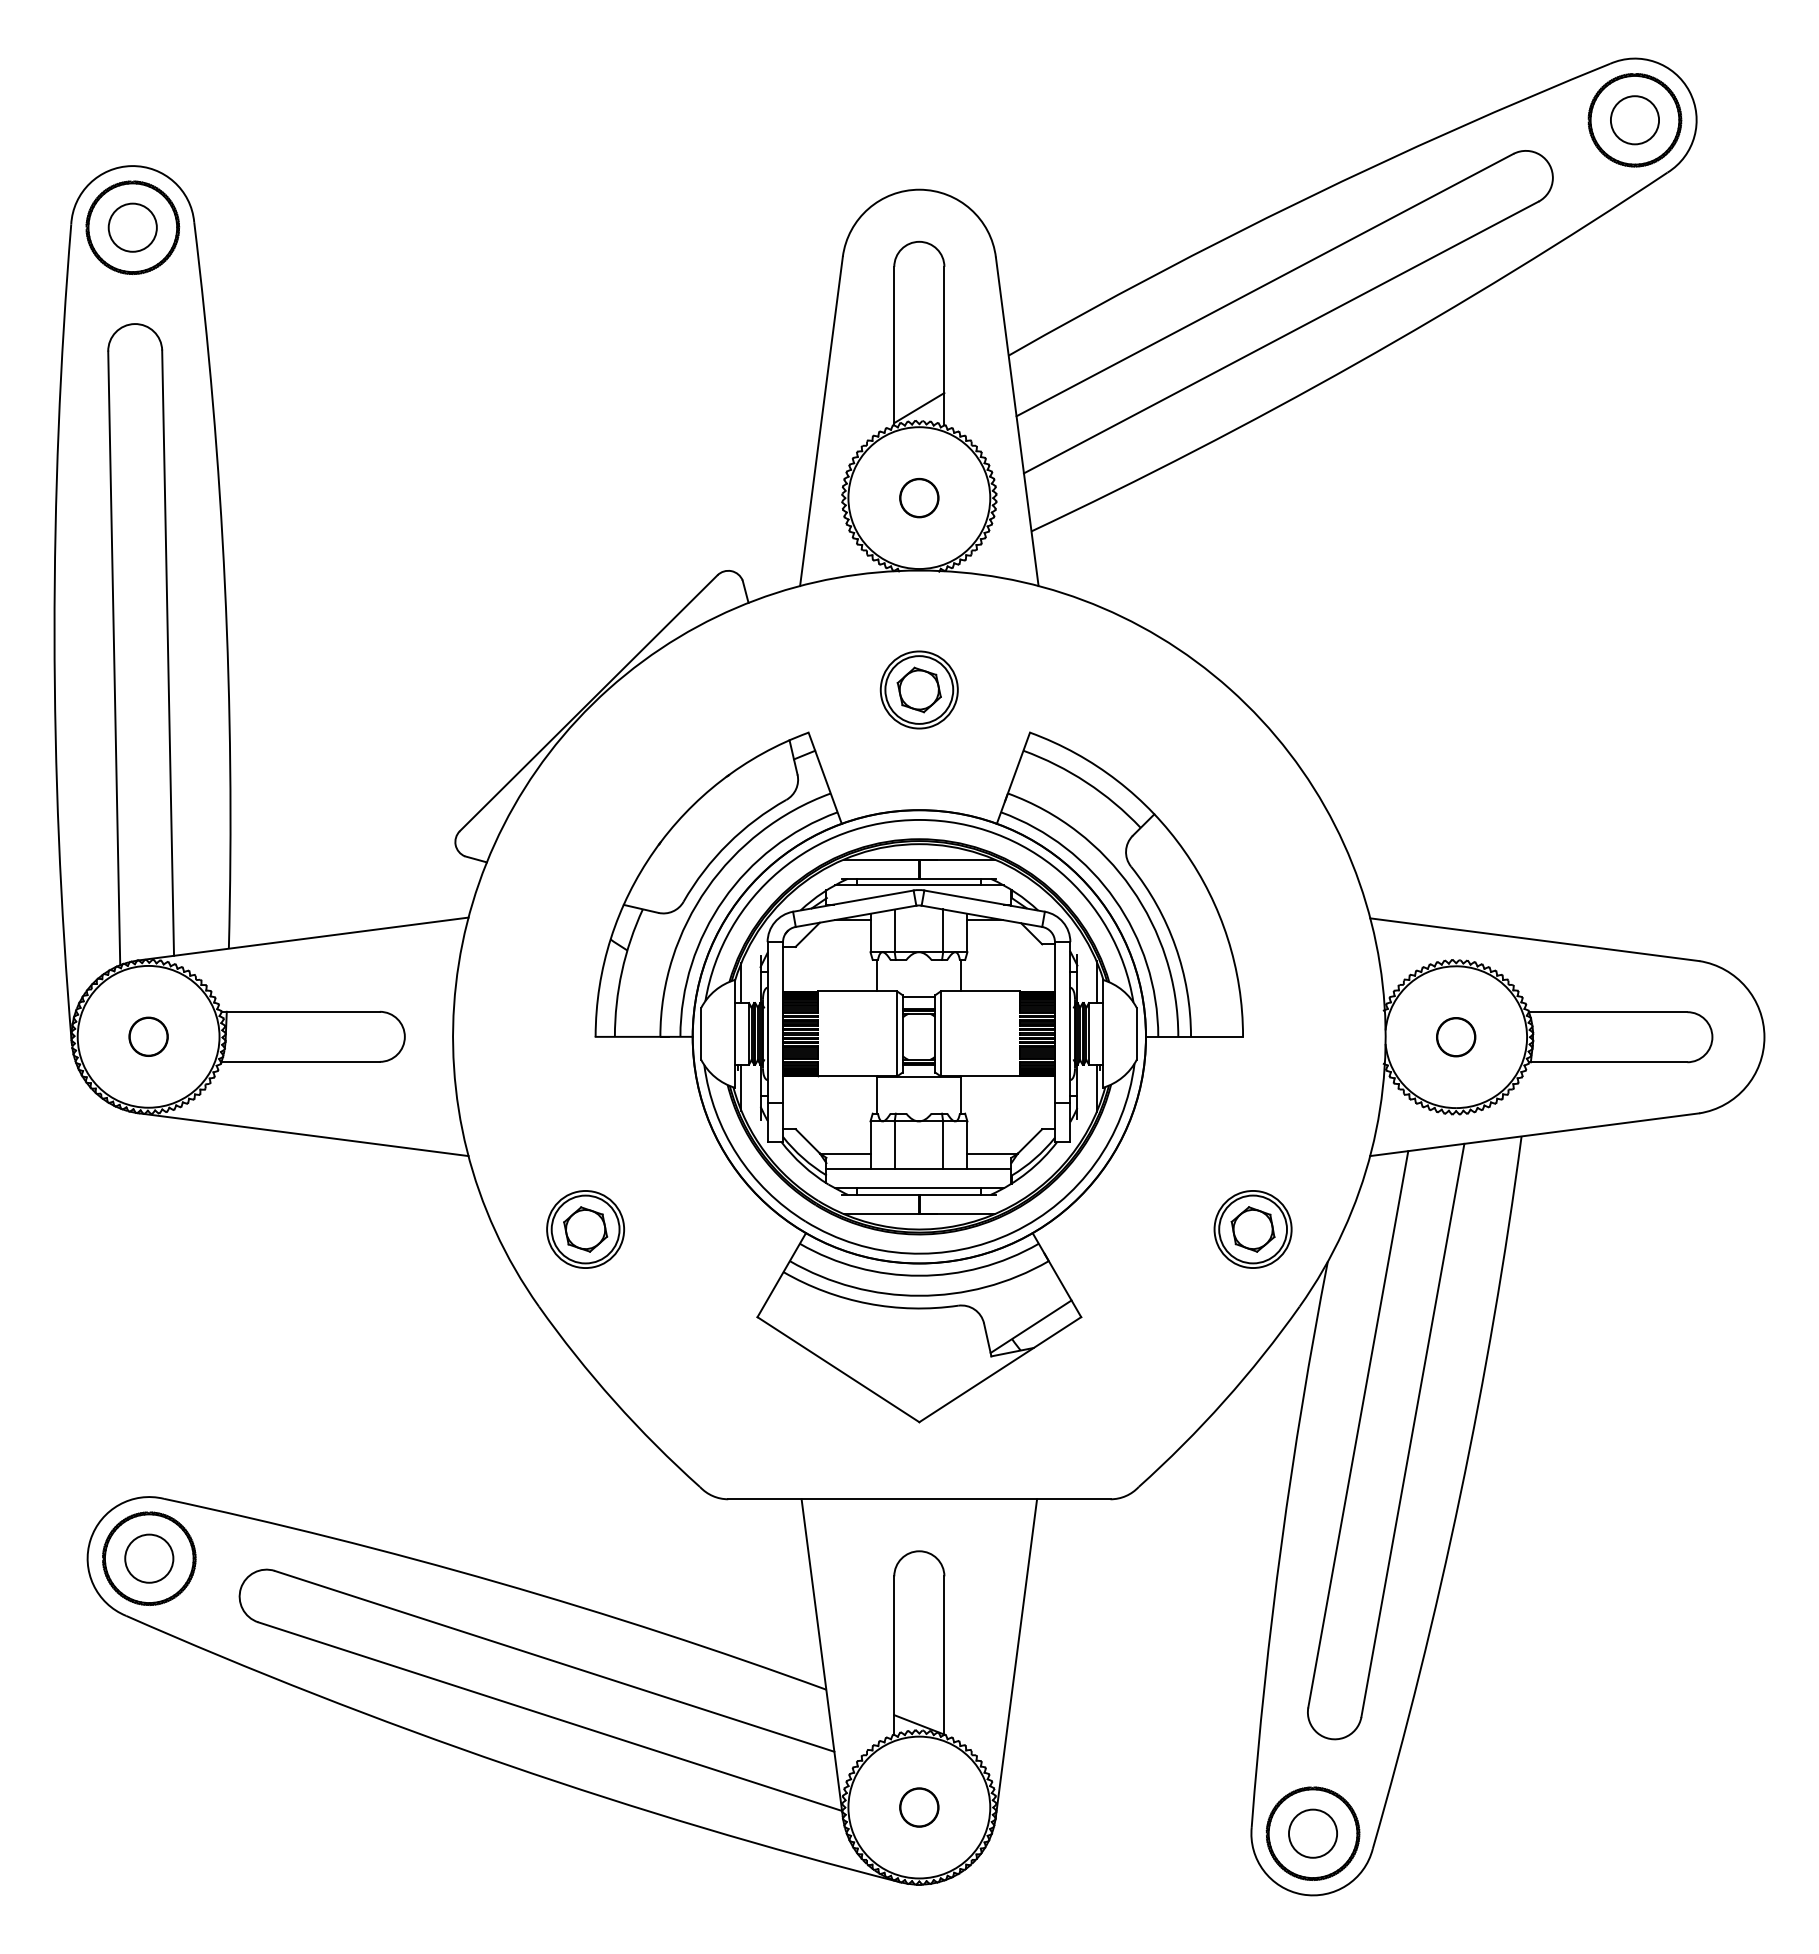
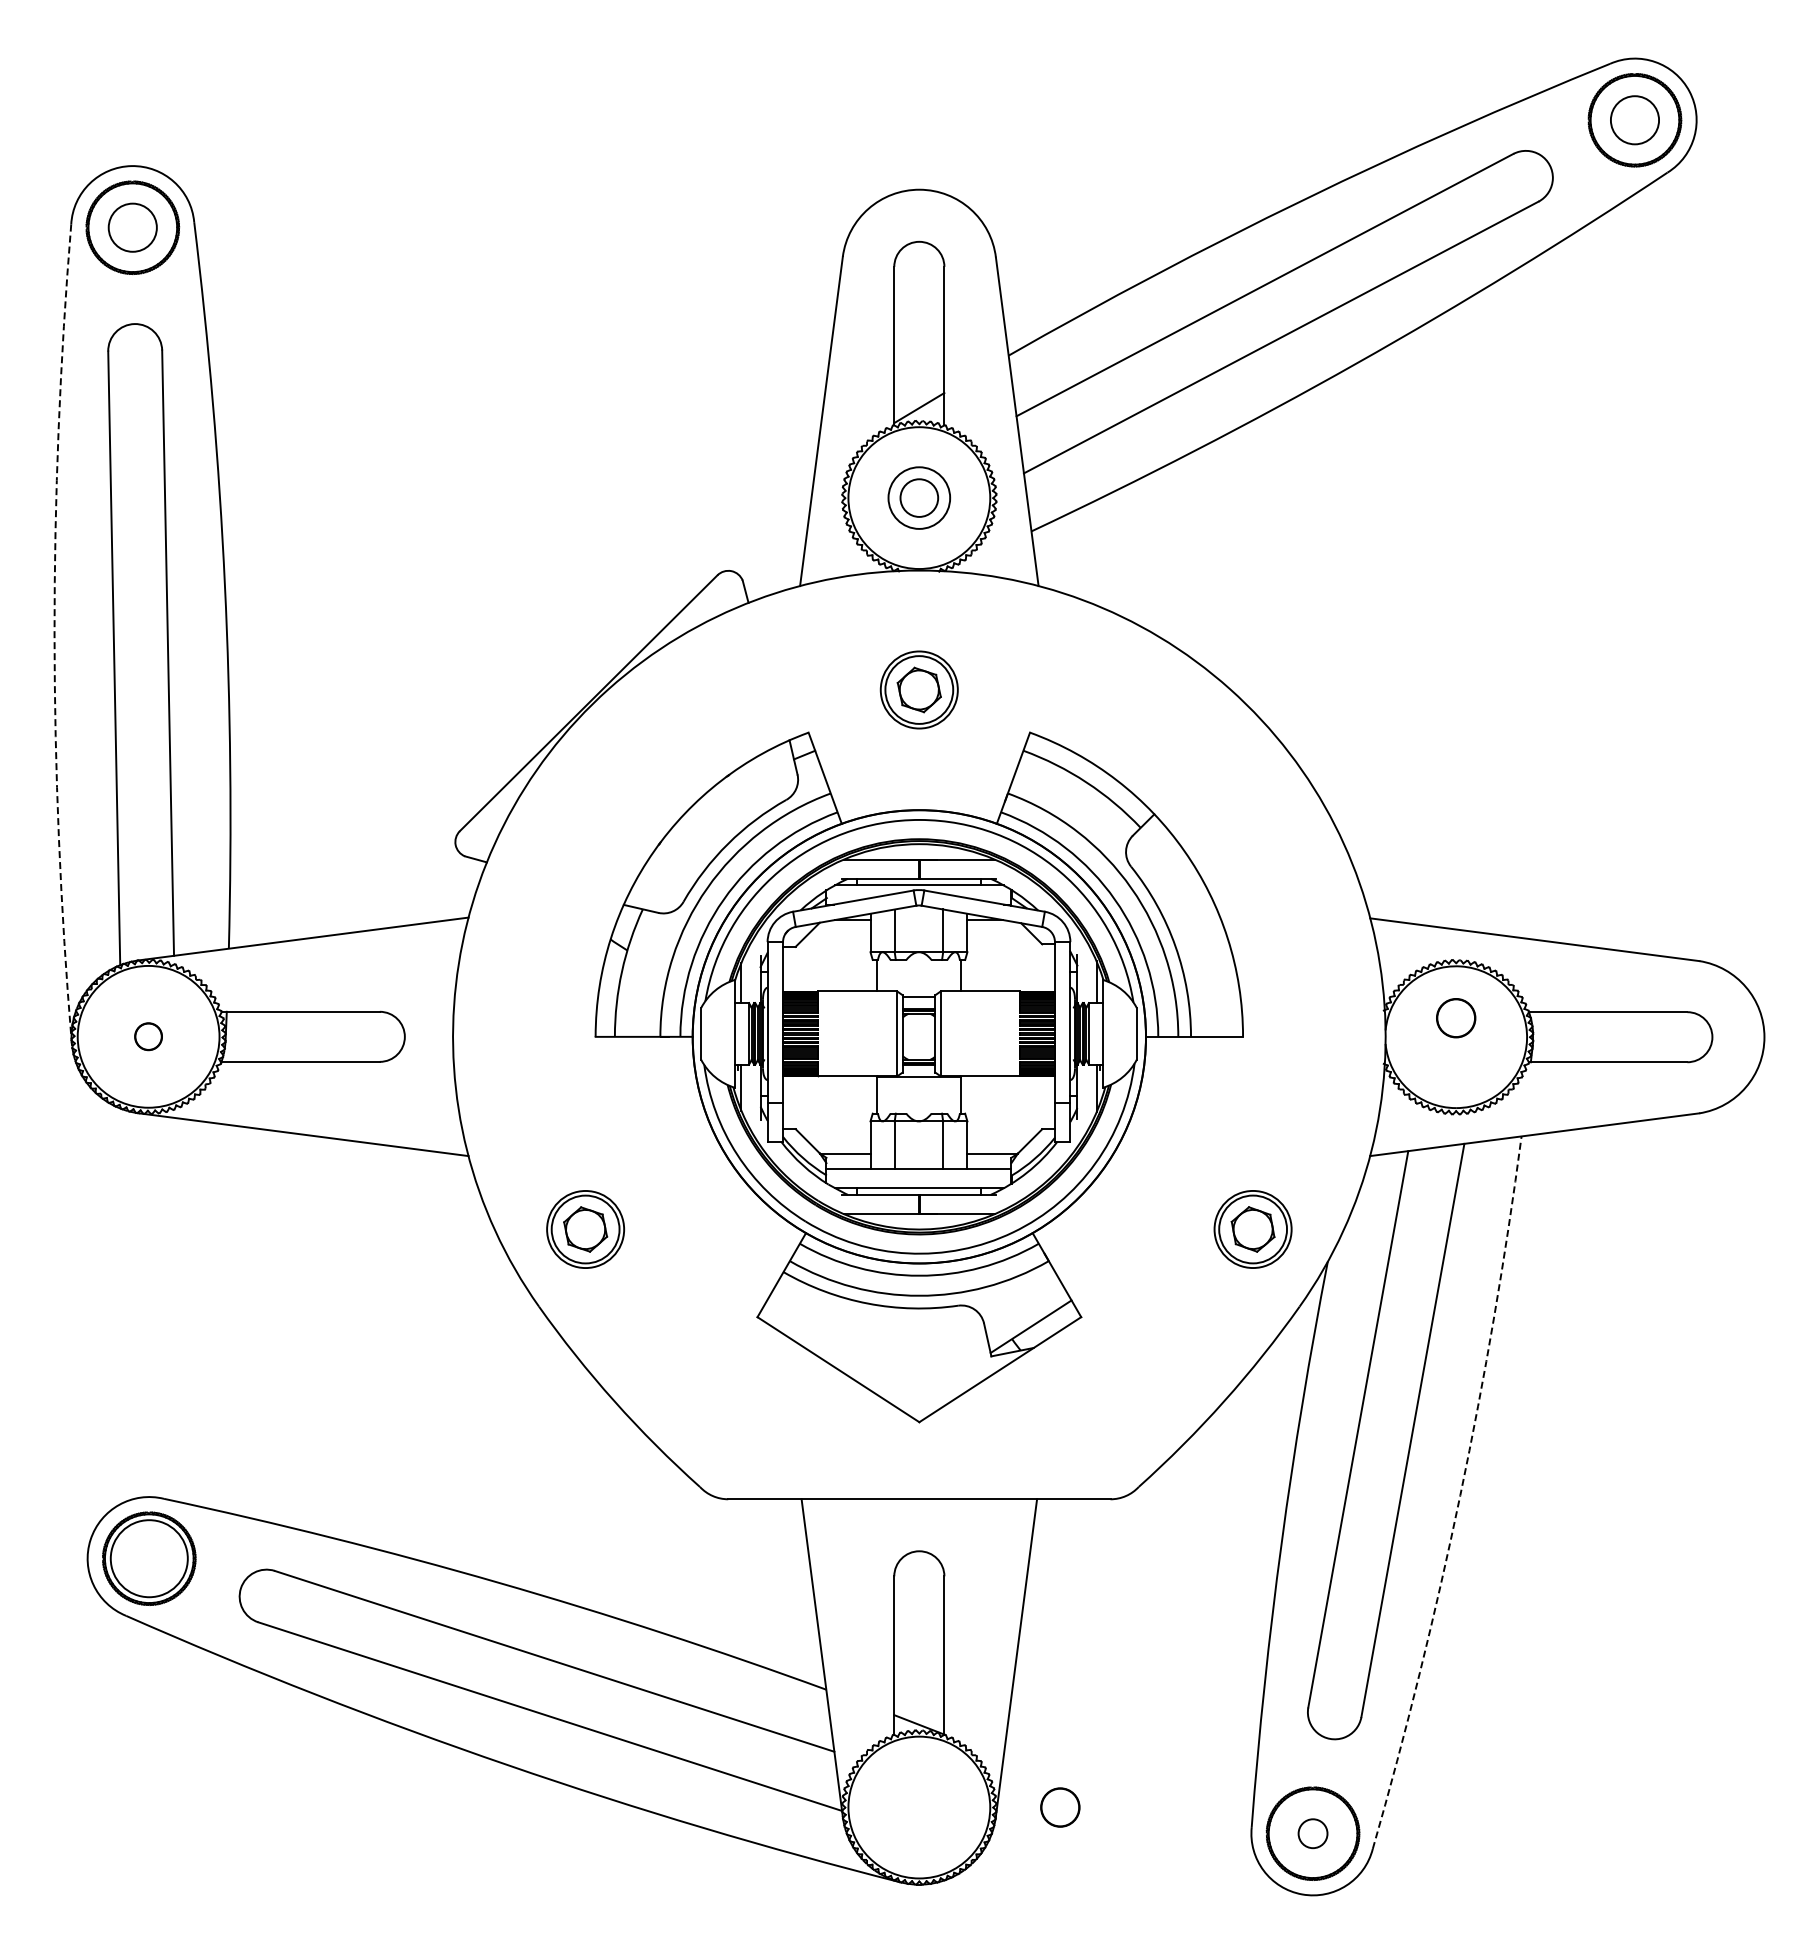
circle diameter: 39 px -> 62 px (919, 497)
arc: solid -> dashed (54, 634)
circle size: 41x41 px -> 29x30 px (148, 1036)
circle position: (1456, 1037) -> (1456, 1018) (1456, 1018)
arc: solid -> dashed (1460, 1495)
circle diameter: 48 px -> 77 px (148, 1558)
circle position: (919, 1807) -> (1060, 1807) (1060, 1807)
circle diameter: 48 px -> 29 px (1312, 1833)
